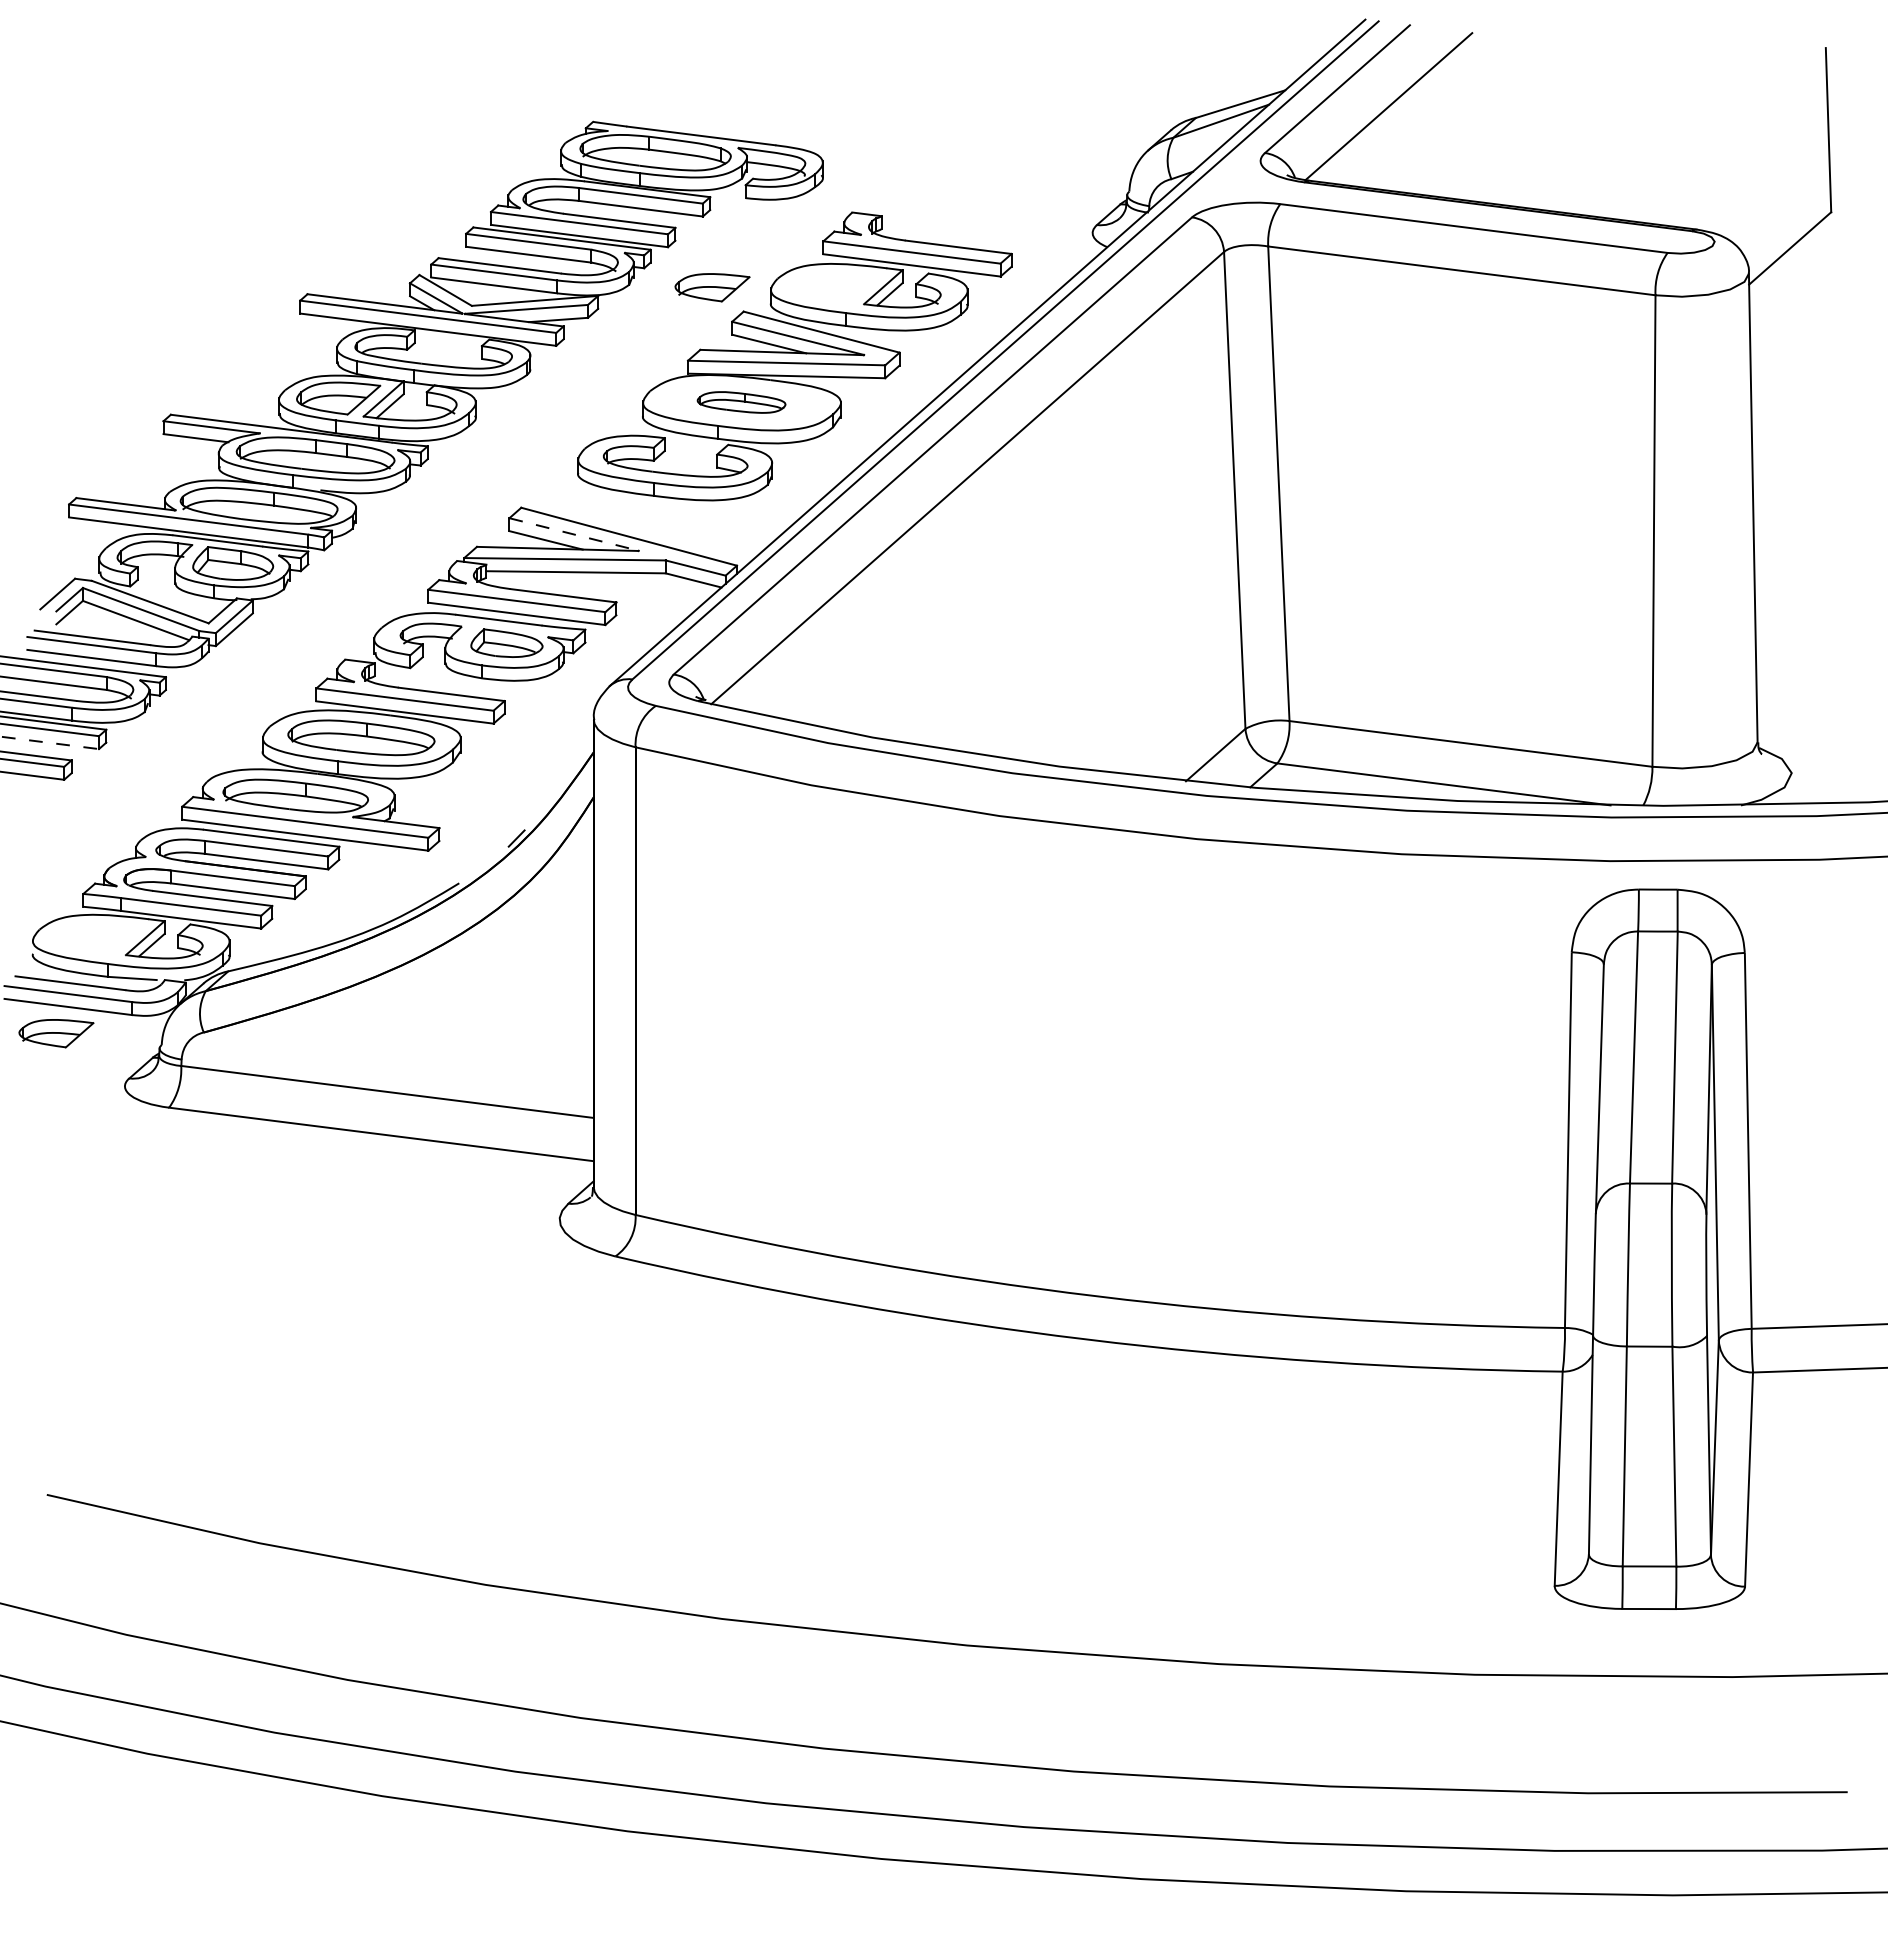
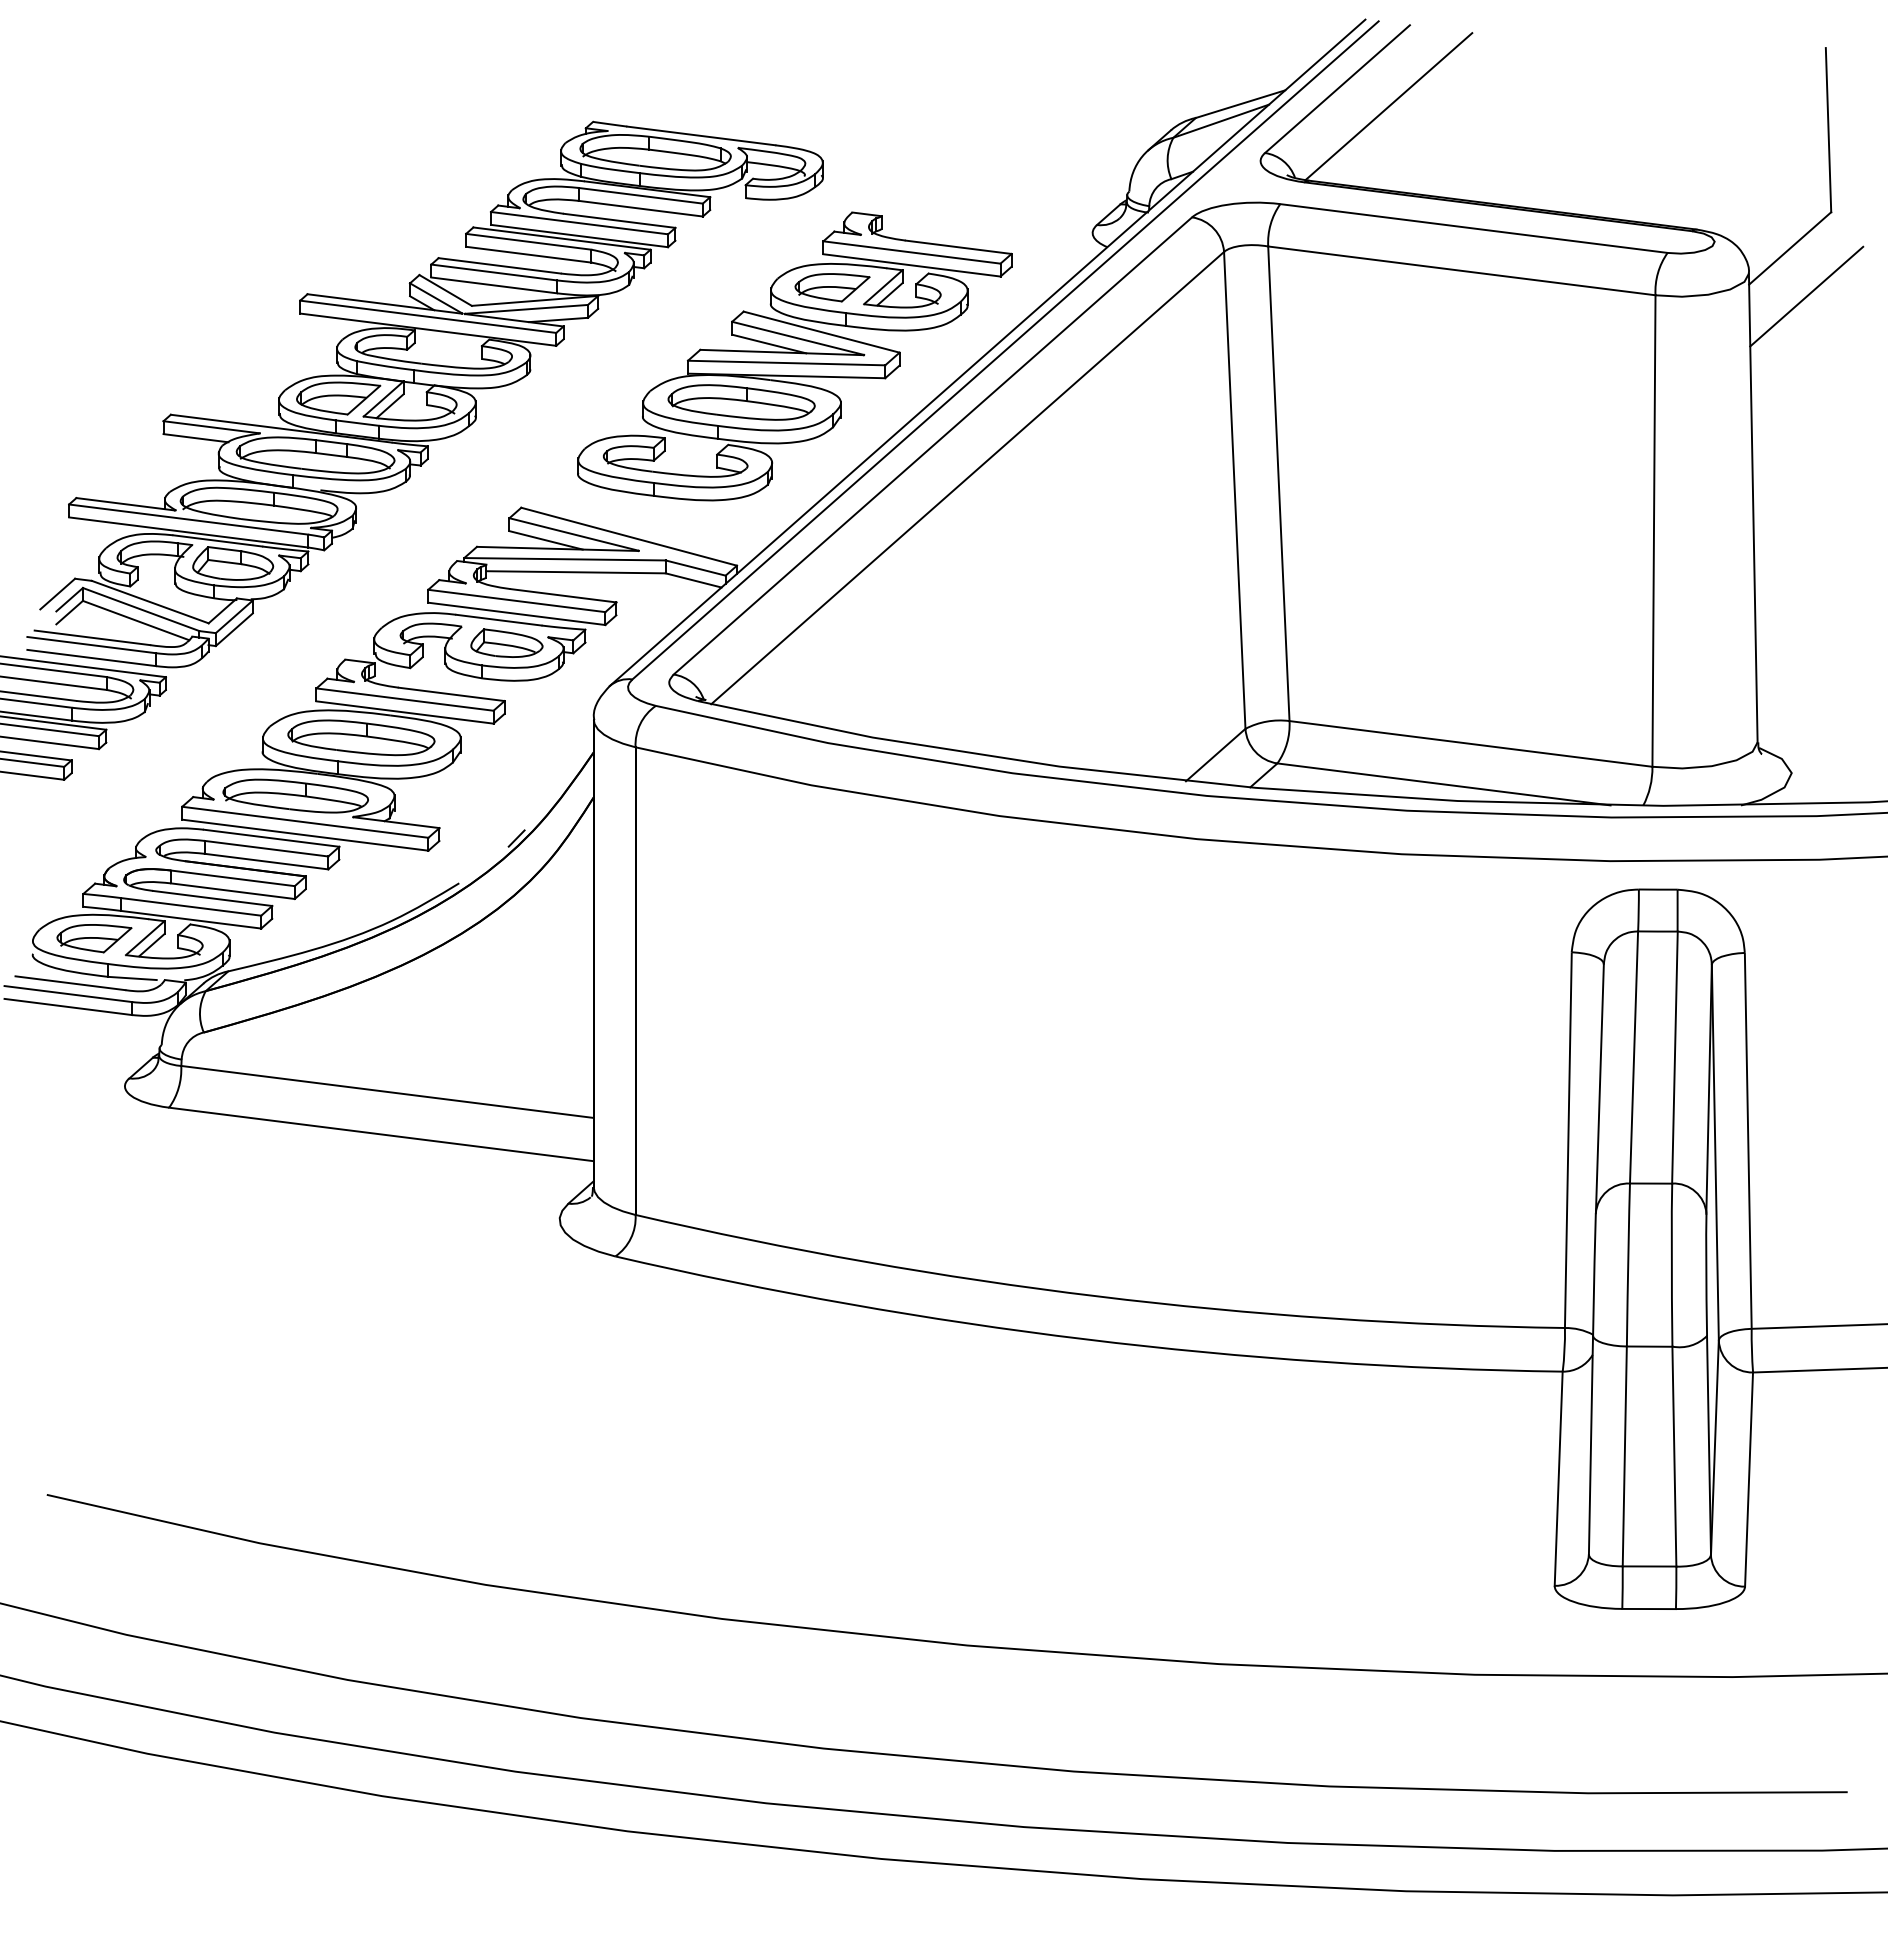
part position: (712, 287) -> (832, 287) (832, 287)
line: none -> present (1806, 296)
part size: 91x23 px -> 149x37 px (741, 402)
line: dashed -> solid (574, 534)
line: dashed -> solid (49, 742)
part position: (56, 1033) -> (94, 938) (94, 938)
